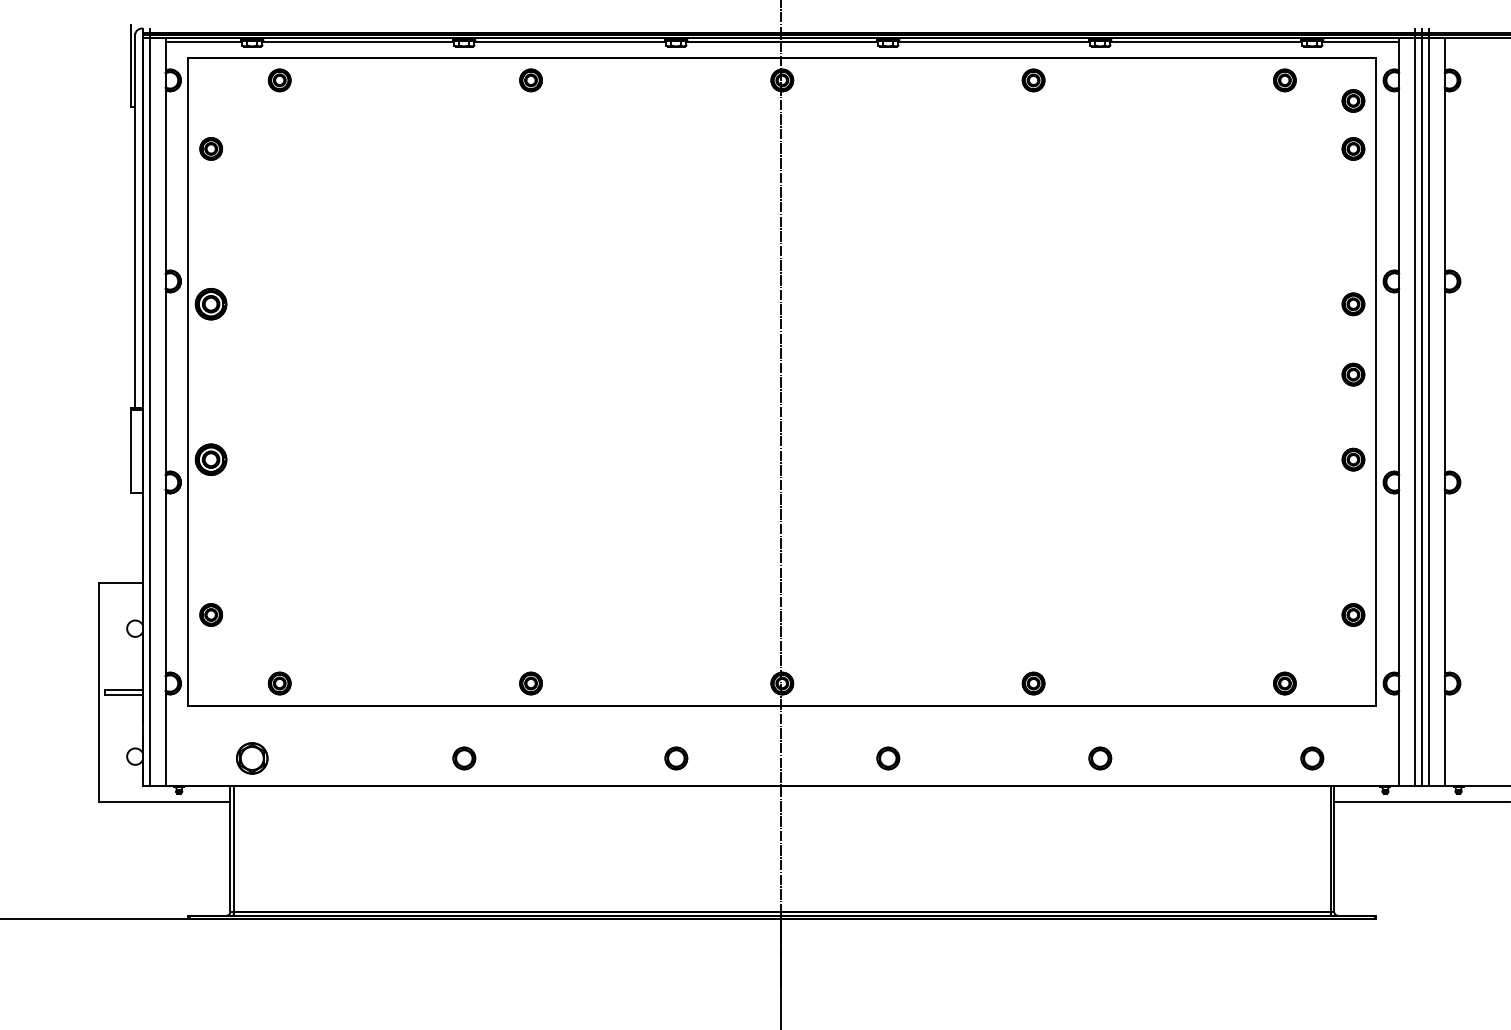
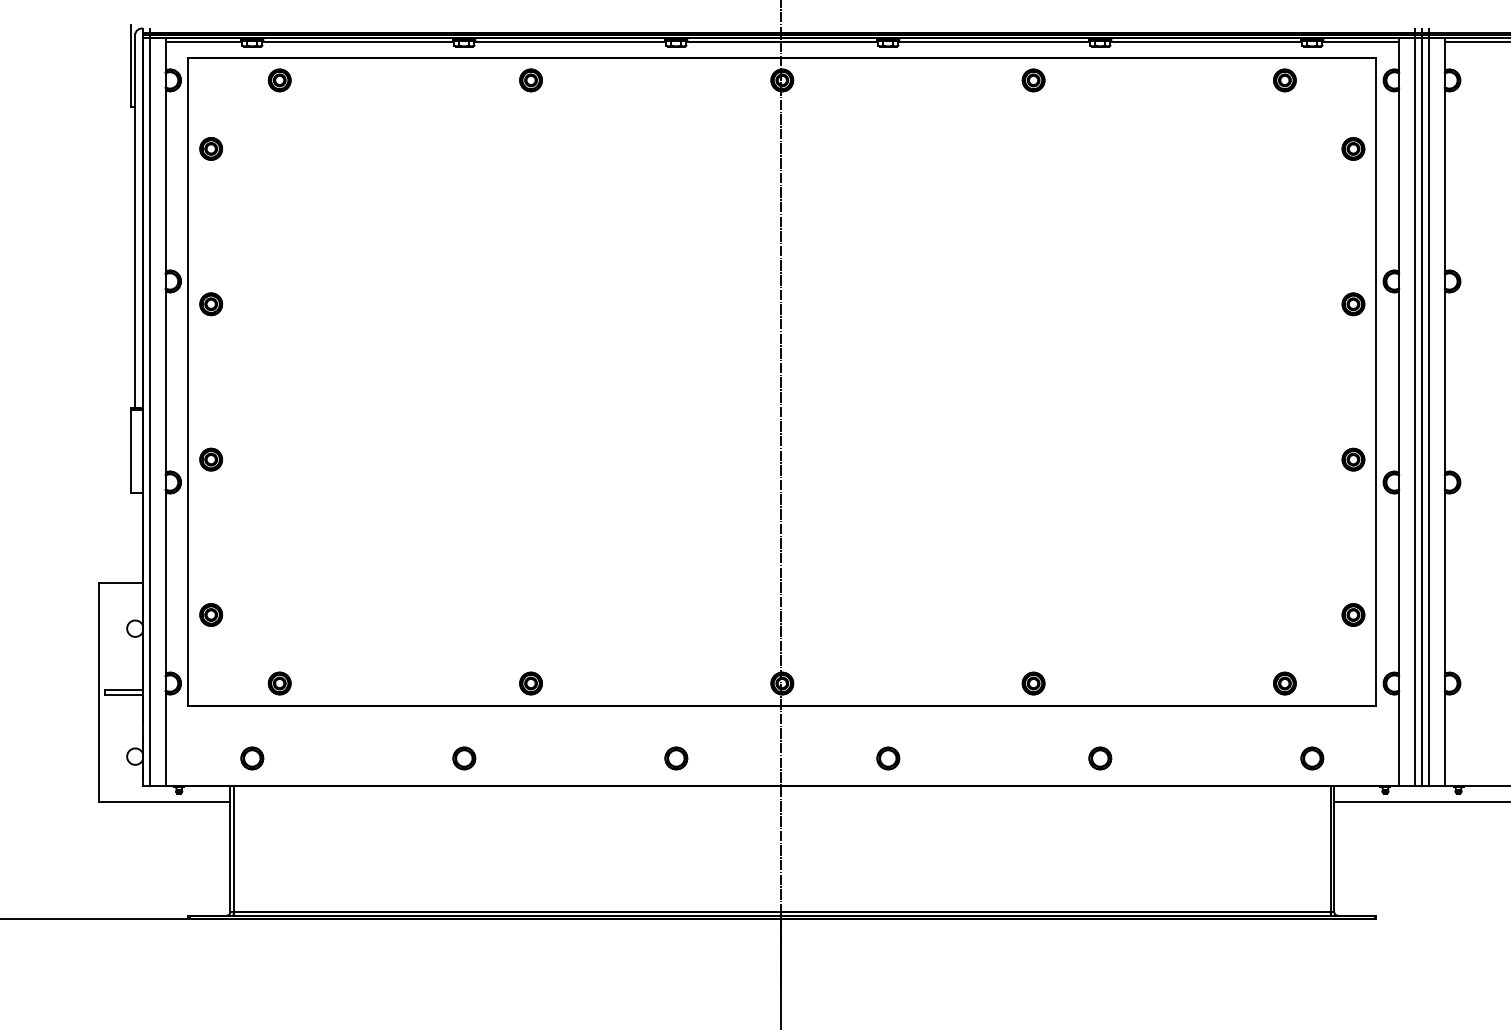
line: none -> present (1475, 42)
part: present -> none (1353, 100)
part size: 34x33 px -> 25x25 px (211, 304)
part: present -> none (1353, 374)
part size: 34x33 px -> 25x25 px (211, 459)
part size: 33x33 px -> 25x25 px (252, 758)
